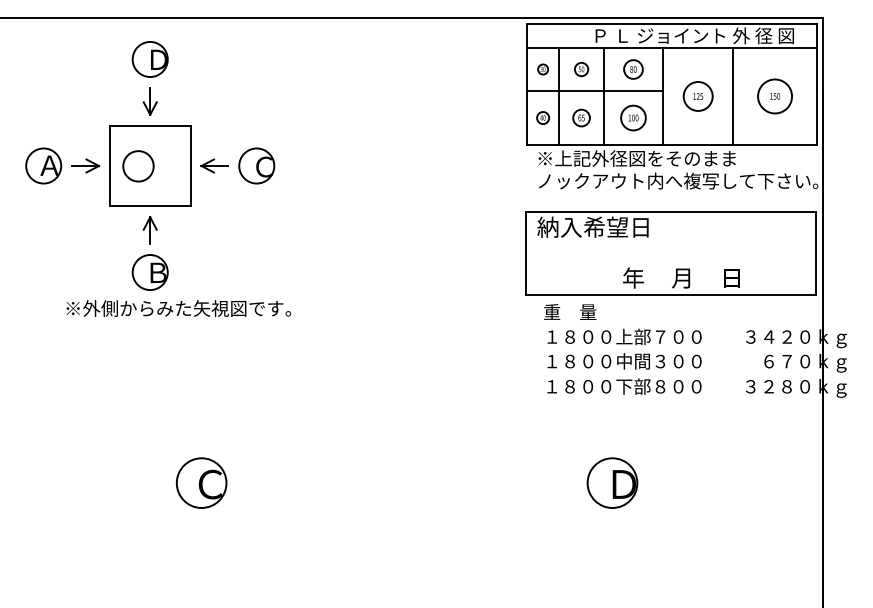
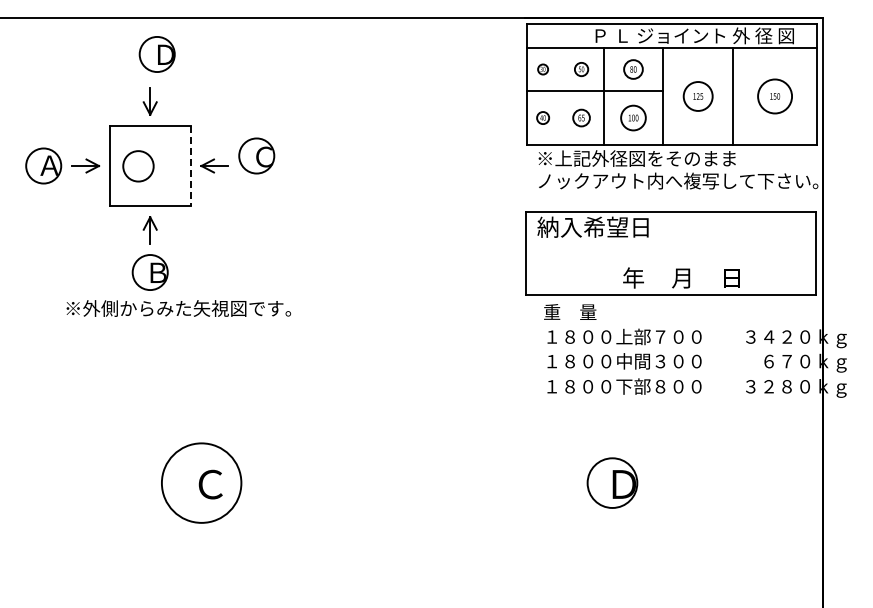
part position: (149, 59) -> (156, 54) (156, 54)
line: present -> none (559, 96)
part position: (256, 165) -> (256, 155) (256, 155)
line: solid -> dashed (190, 166)
circle diameter: 50 px -> 80 px (201, 482)
